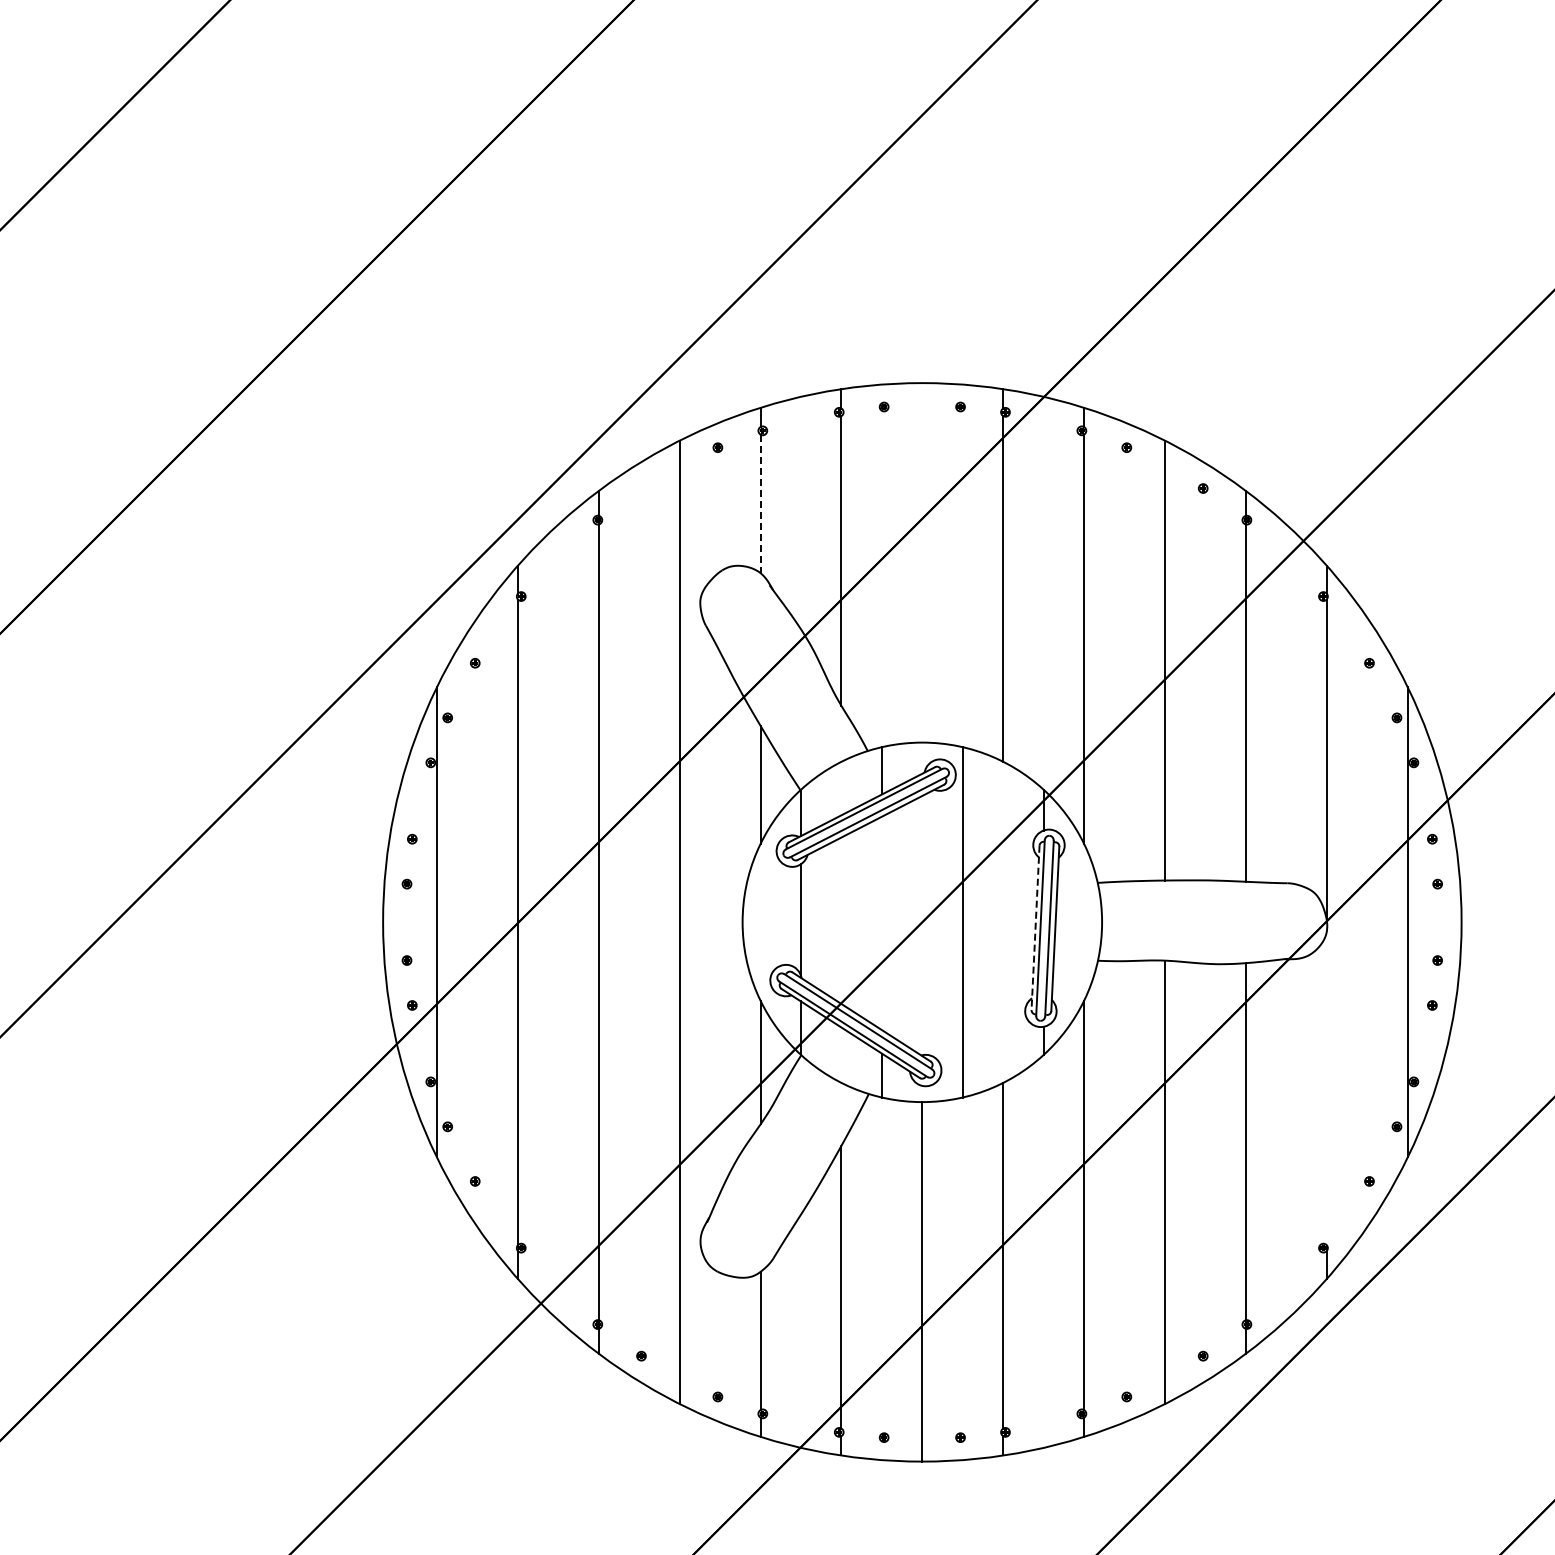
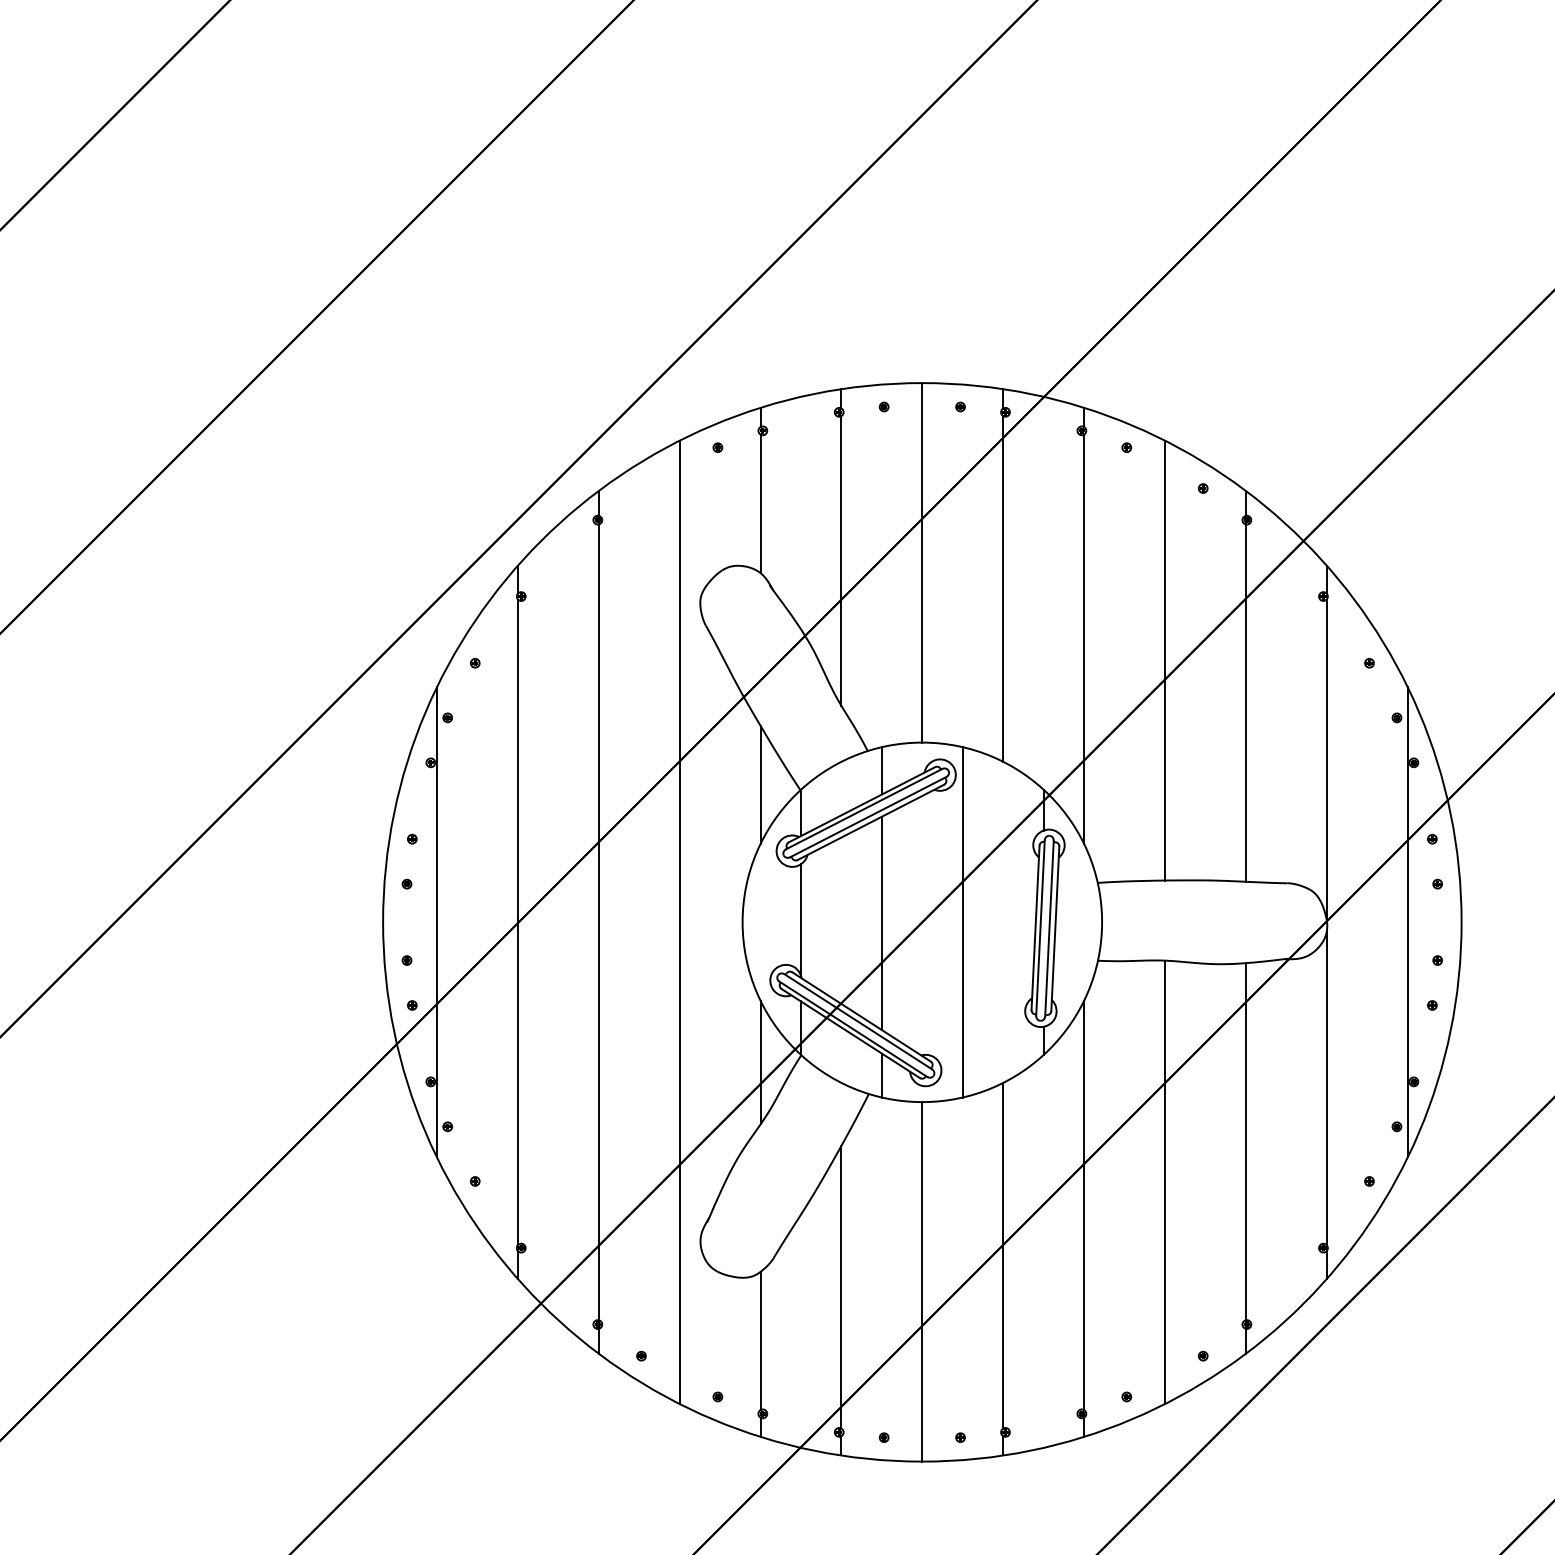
line: dashed -> solid (760, 504)
line: none -> present (922, 562)
line: none -> present (881, 923)
line: dashed -> solid (1035, 928)
line: none -> present (1326, 1088)
